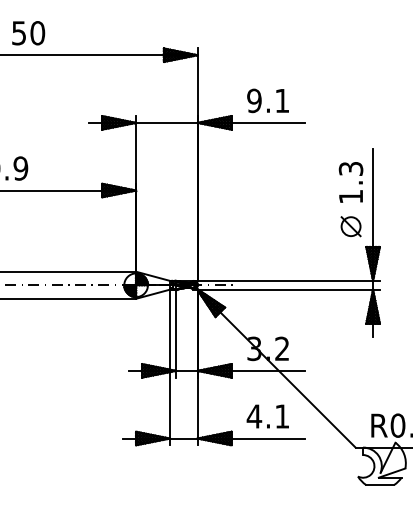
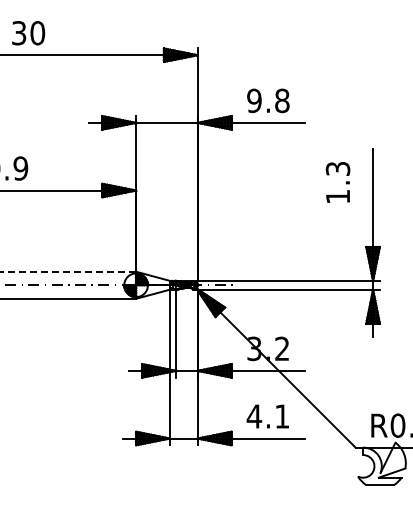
text: 50 -> 30 (19, 32)
text: 9.1 -> 9.8 (282, 100)
text position: (350, 182) -> (337, 182) (337, 182)
part: present -> none (350, 226)
line: solid -> dashed (68, 271)
